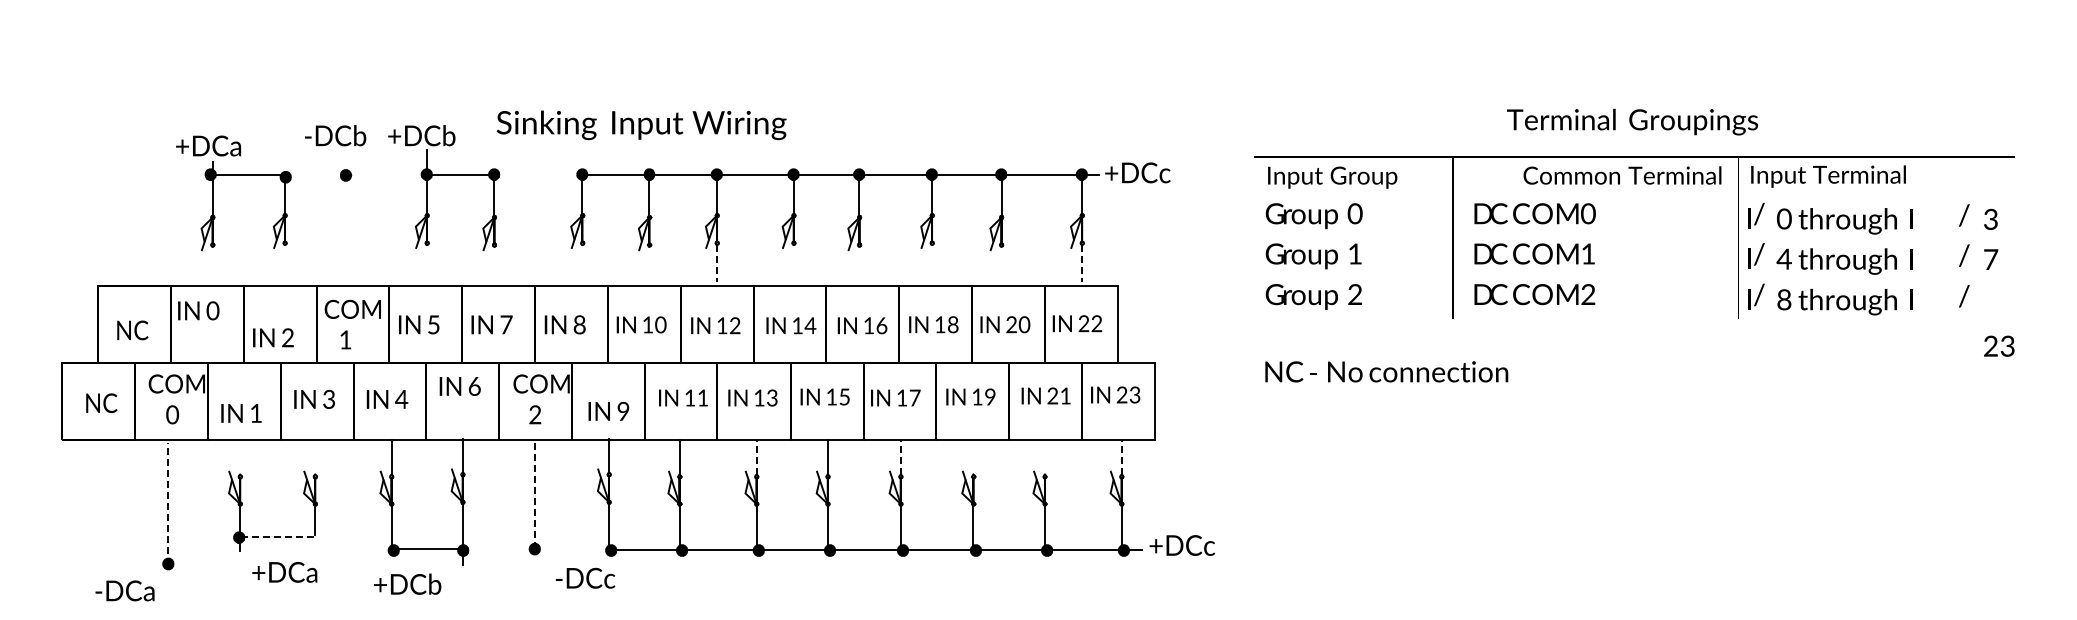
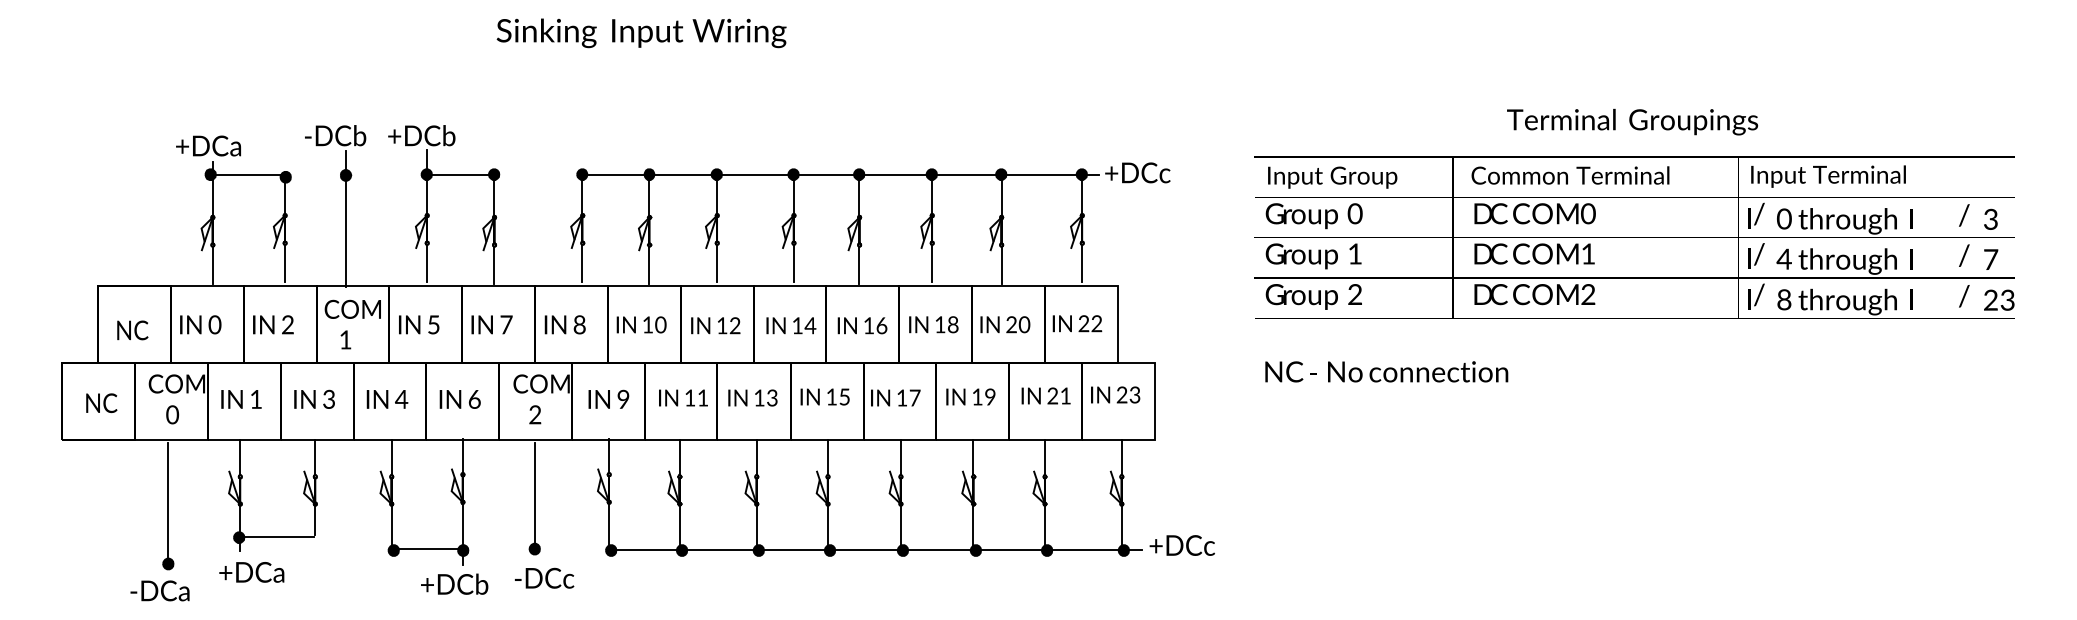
text position: (641, 125) -> (641, 33) (641, 33)
text position: (1622, 175) -> (1570, 175) (1570, 175)
fill: none -> present (1634, 197)
line: none -> present (345, 218)
fill: none -> present (1634, 237)
line: none -> present (284, 263)
line: none -> present (427, 263)
line: none -> present (582, 263)
line: dashed -> solid (717, 263)
line: none -> present (793, 263)
line: none -> present (932, 263)
line: dashed -> solid (1082, 263)
line: none -> present (212, 265)
line: none -> present (494, 265)
line: none -> present (649, 265)
line: none -> present (859, 265)
line: none -> present (1001, 265)
fill: none -> present (1634, 277)
text position: (198, 310) -> (200, 324) (200, 324)
fill: none -> present (1634, 318)
text position: (273, 337) -> (273, 324) (273, 324)
text position: (1999, 345) -> (1999, 299) (1999, 299)
text position: (459, 386) -> (459, 399) (459, 399)
text position: (608, 410) -> (608, 398) (608, 398)
text position: (241, 413) -> (241, 399) (241, 399)
line: none -> present (240, 457)
line: none -> present (315, 457)
line: dashed -> solid (756, 457)
line: dashed -> solid (900, 457)
line: none -> present (973, 457)
line: none -> present (1044, 457)
line: dashed -> solid (1121, 457)
line: dashed -> solid (534, 495)
line: dashed -> solid (167, 504)
line: dashed -> solid (275, 536)
text position: (284, 572) -> (251, 572) (251, 572)
text position: (585, 577) -> (544, 577) (544, 577)
text position: (407, 583) -> (454, 583) (454, 583)
text position: (124, 590) -> (159, 590) (159, 590)
